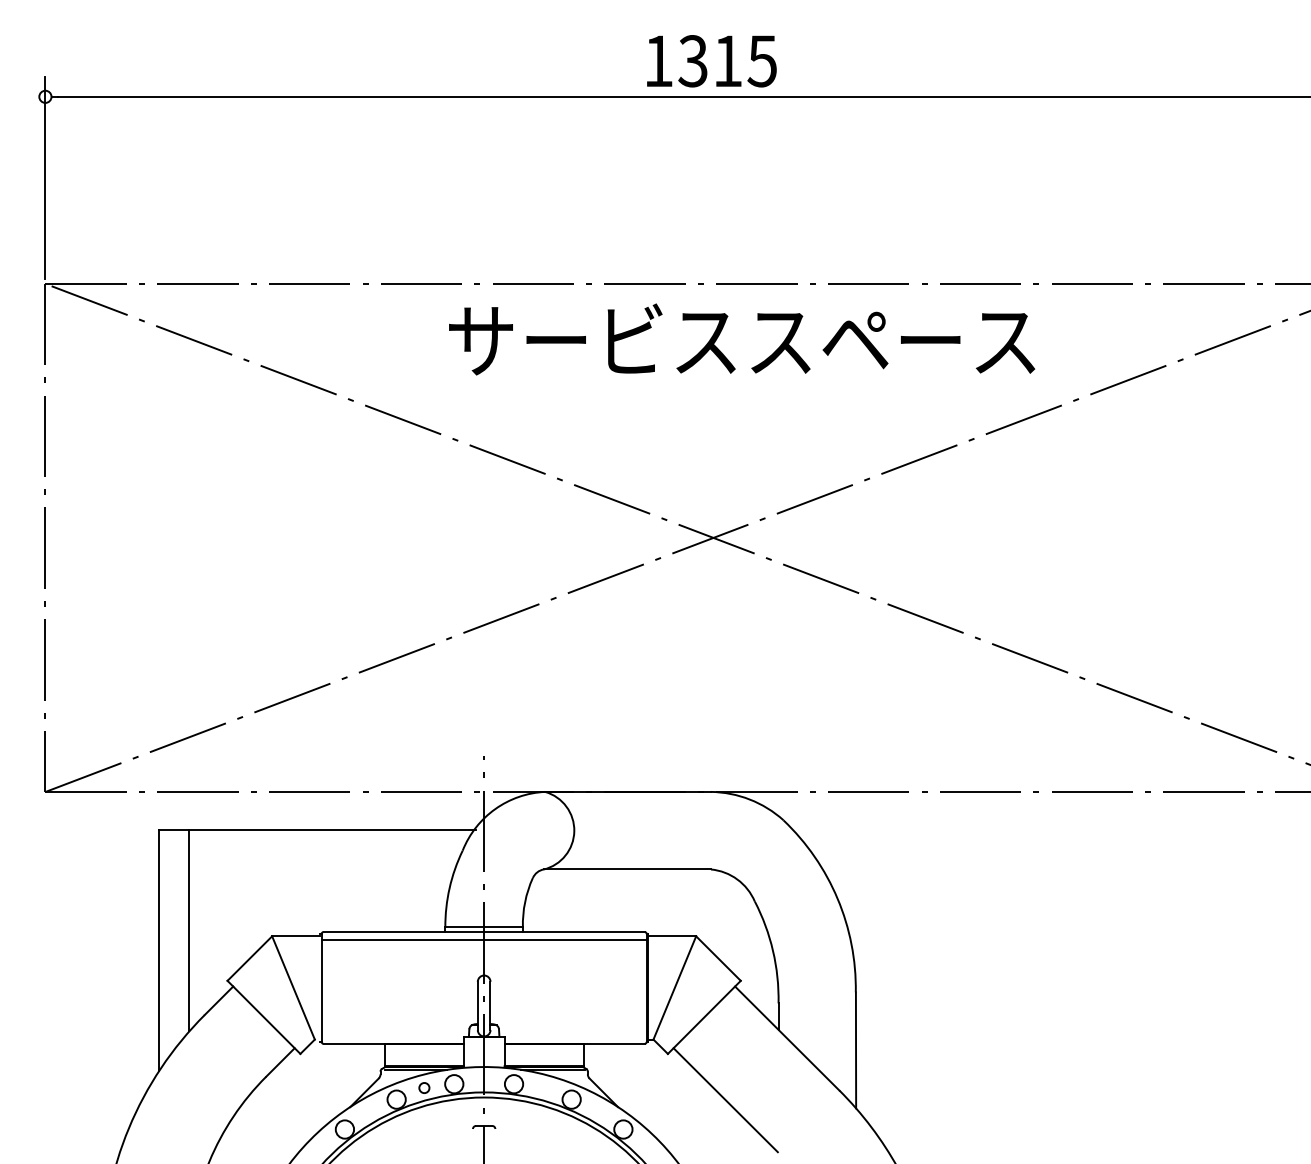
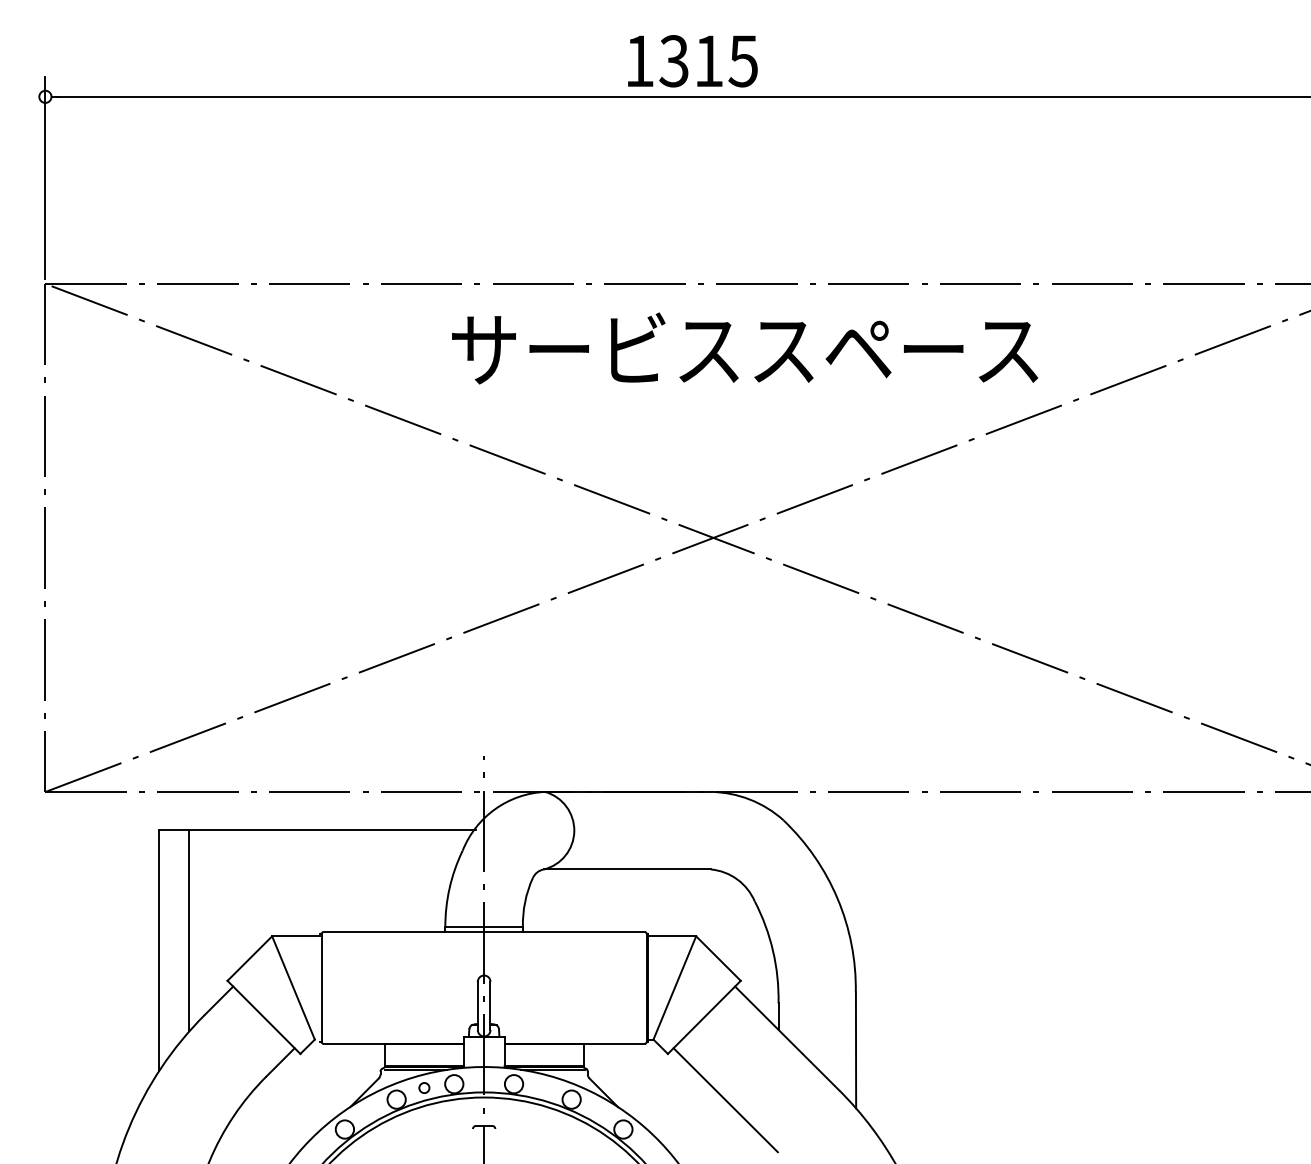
text position: (711, 61) -> (692, 61) (692, 61)
text position: (742, 339) -> (745, 348) (745, 348)
line: present -> none (483, 940)
